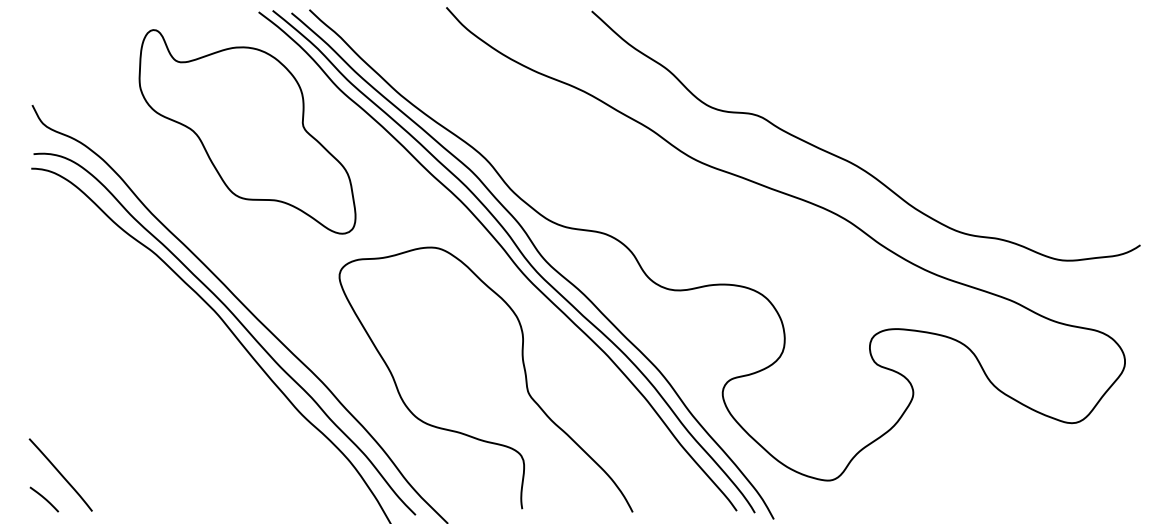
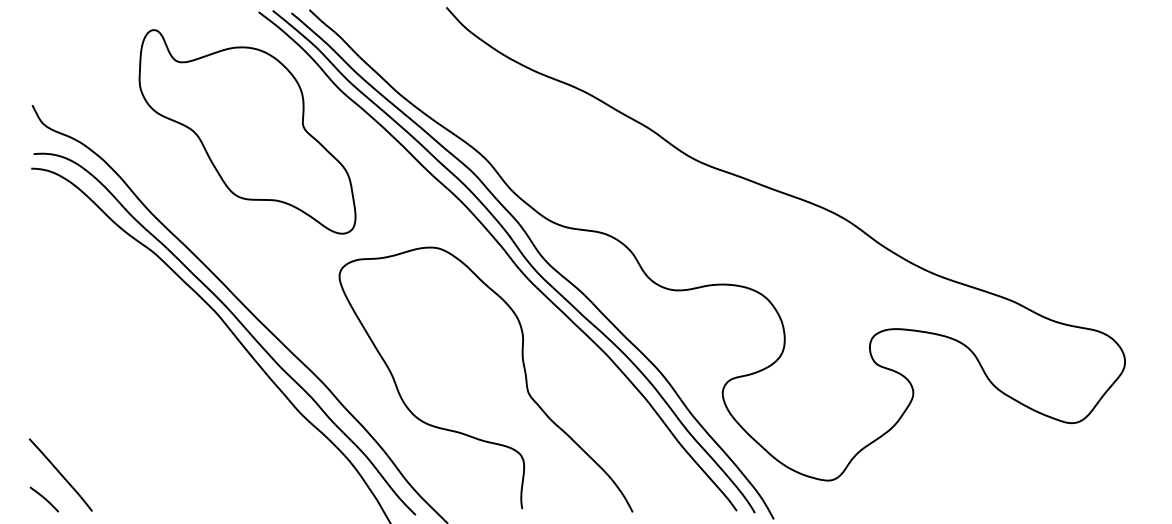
curve: present -> none (852, 162)
